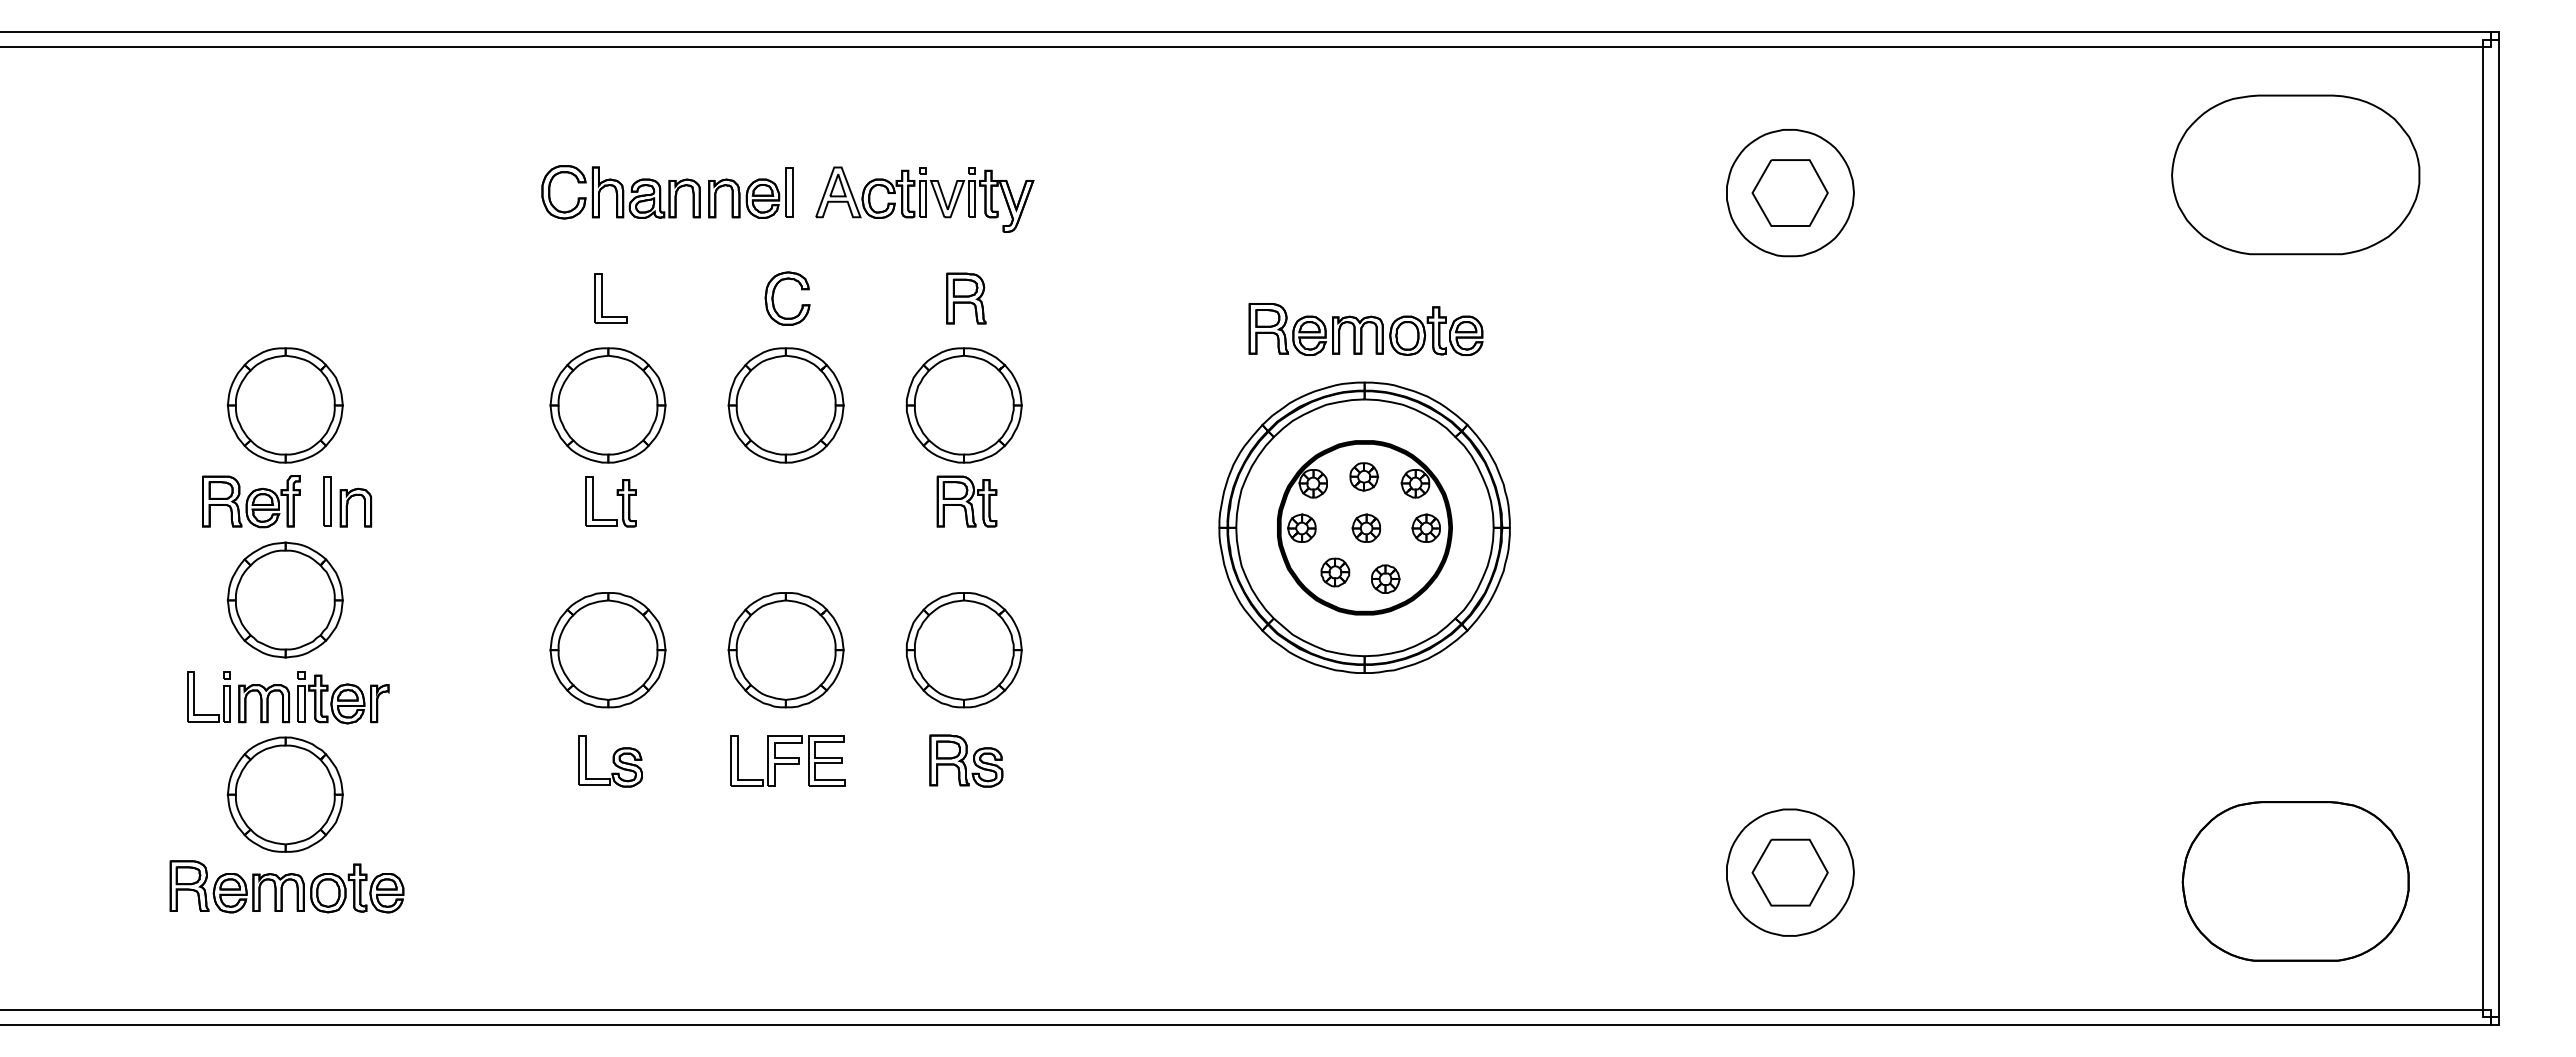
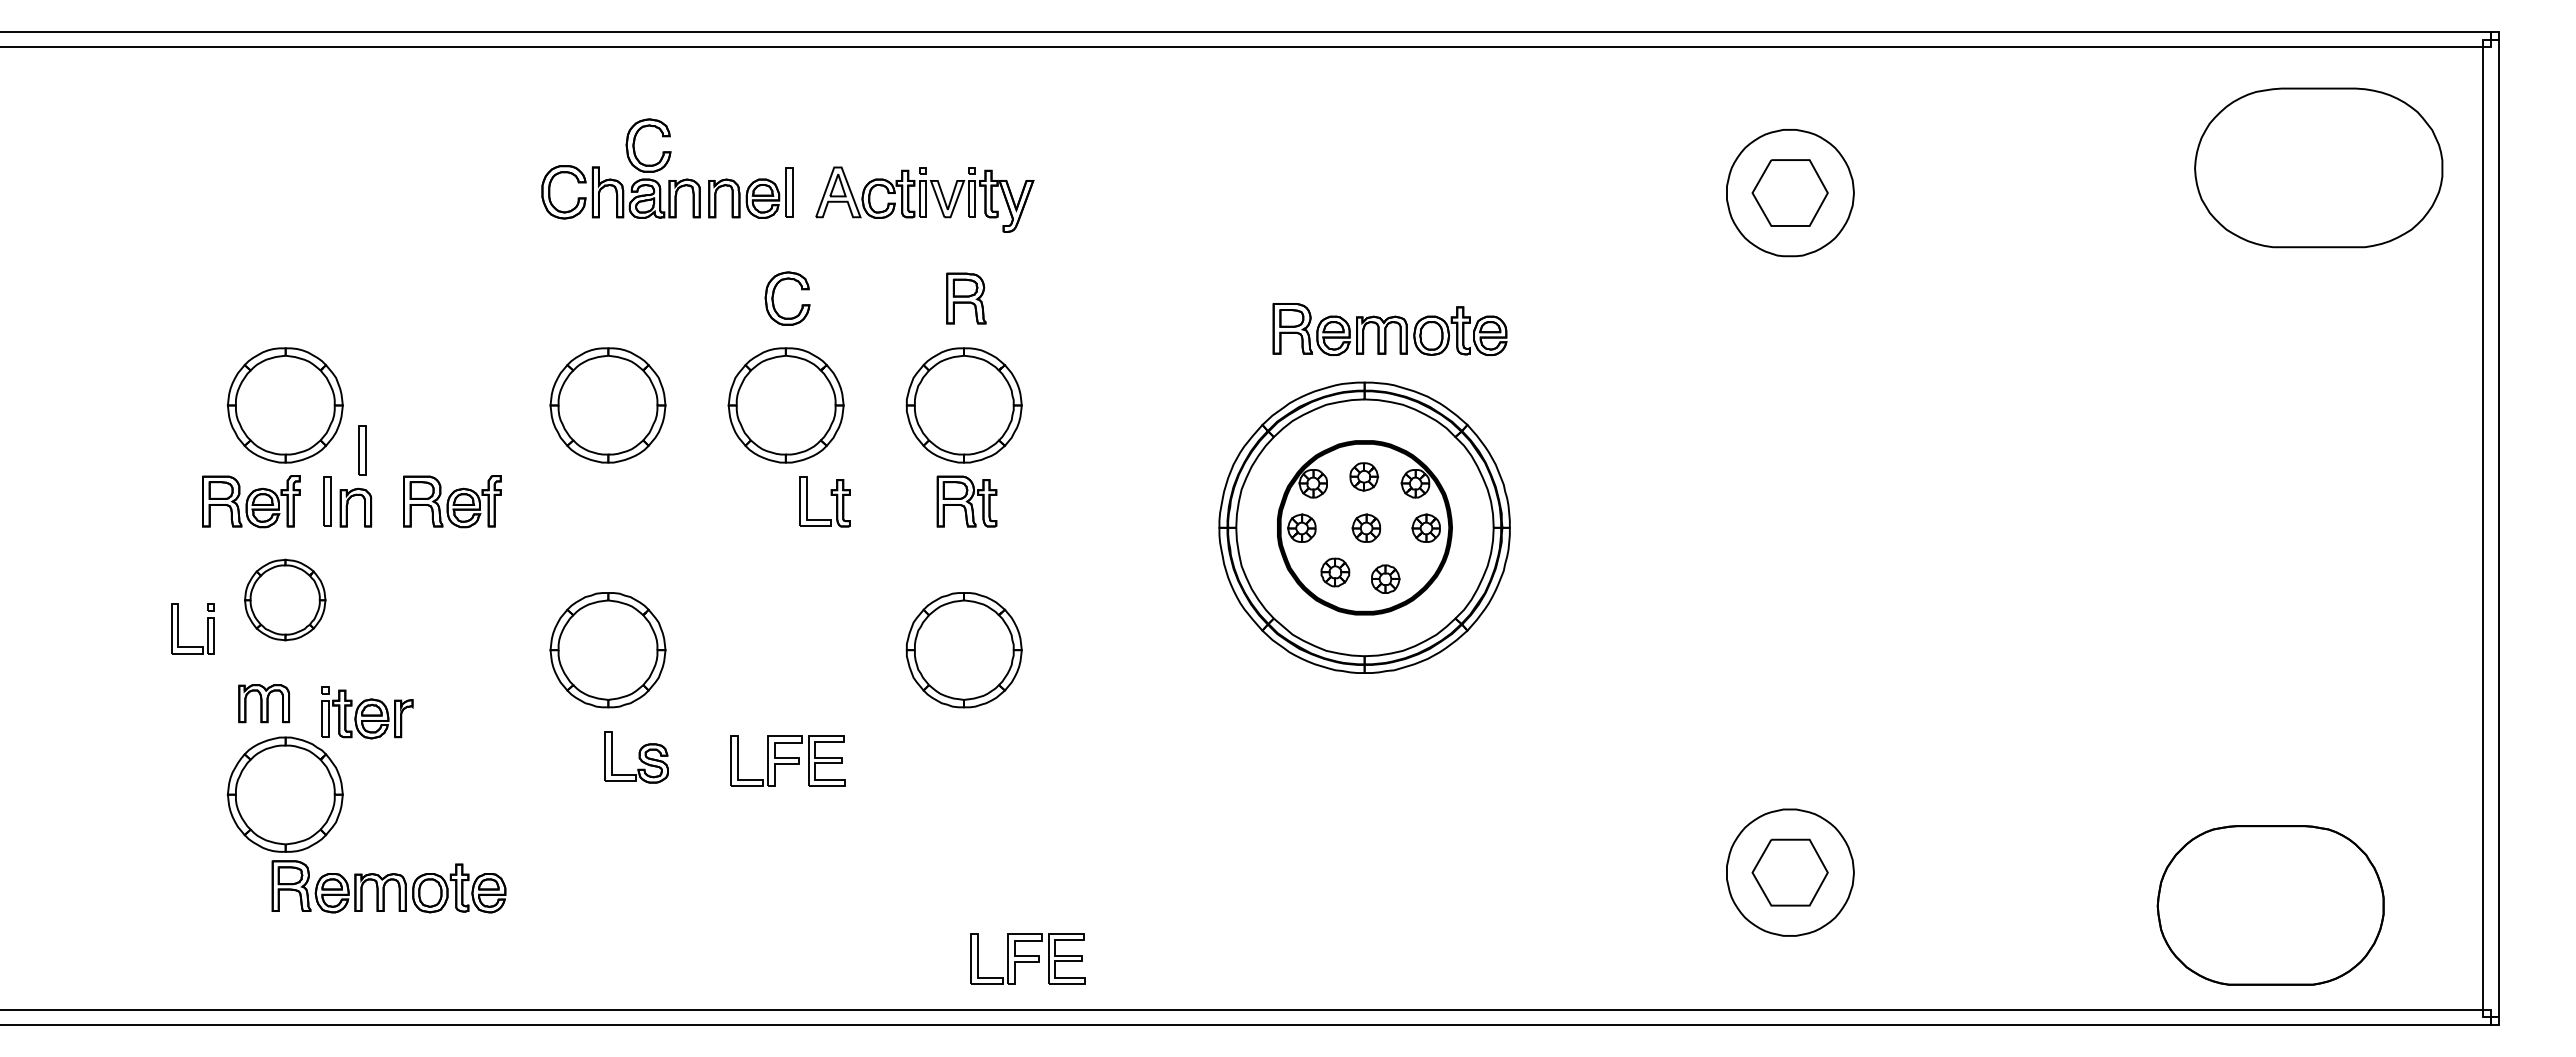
part: none -> present (635, 141)
part position: (2295, 174) -> (2318, 167) (2318, 167)
part: present -> none (602, 298)
part position: (1365, 329) -> (1389, 329) (1389, 329)
part: none -> present (362, 450)
part position: (616, 495) -> (830, 495) (830, 495)
part: none -> present (452, 501)
part size: 118x118 px -> 83x84 px (285, 599)
part: present -> none (785, 650)
part position: (194, 696) -> (178, 628) (178, 628)
part position: (343, 697) -> (367, 712) (367, 712)
part: present -> none (966, 760)
part position: (610, 761) -> (636, 757) (636, 757)
part position: (2295, 881) -> (2270, 905) (2270, 905)
part position: (286, 886) -> (388, 886) (388, 886)
part: none -> present (1027, 958)
